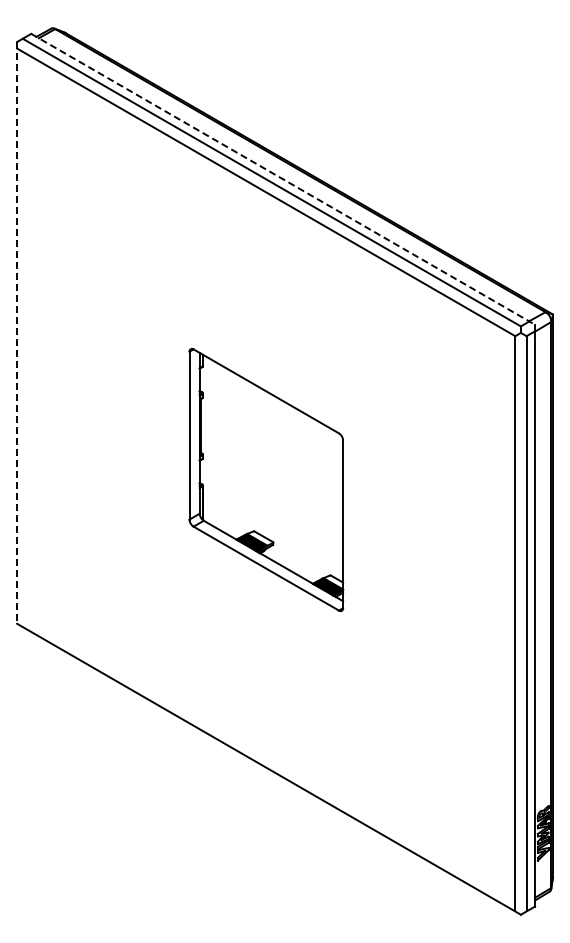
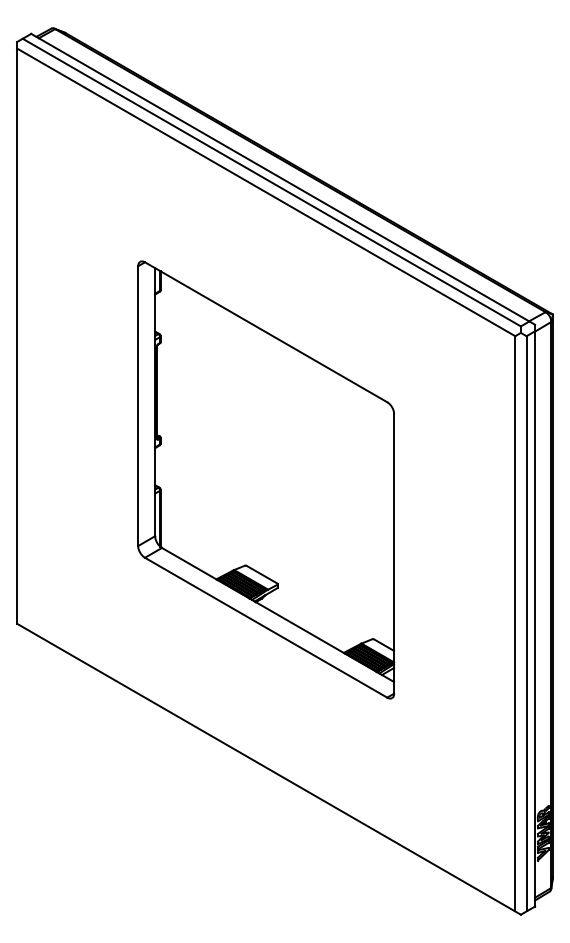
line: dashed -> solid (283, 179)
line: dashed -> solid (17, 332)
part size: 157x264 px -> 259x440 px (266, 479)
